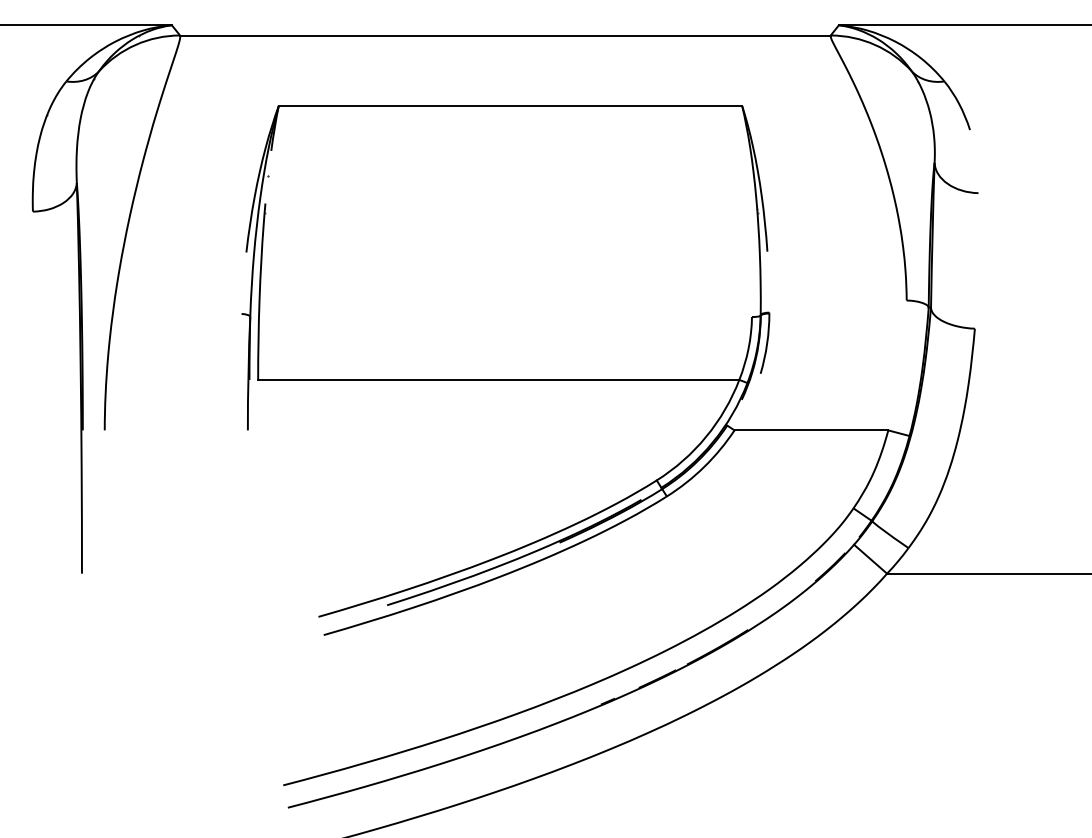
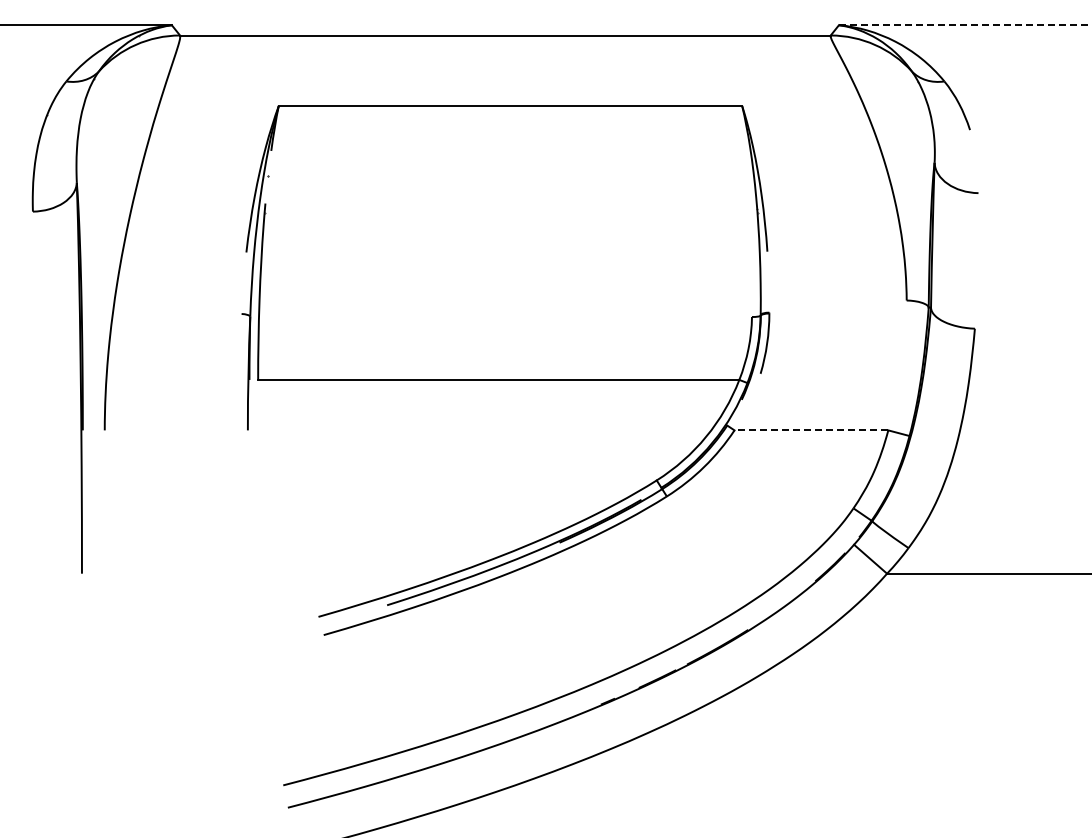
line: solid -> dashed (965, 25)
line: solid -> dashed (811, 430)
